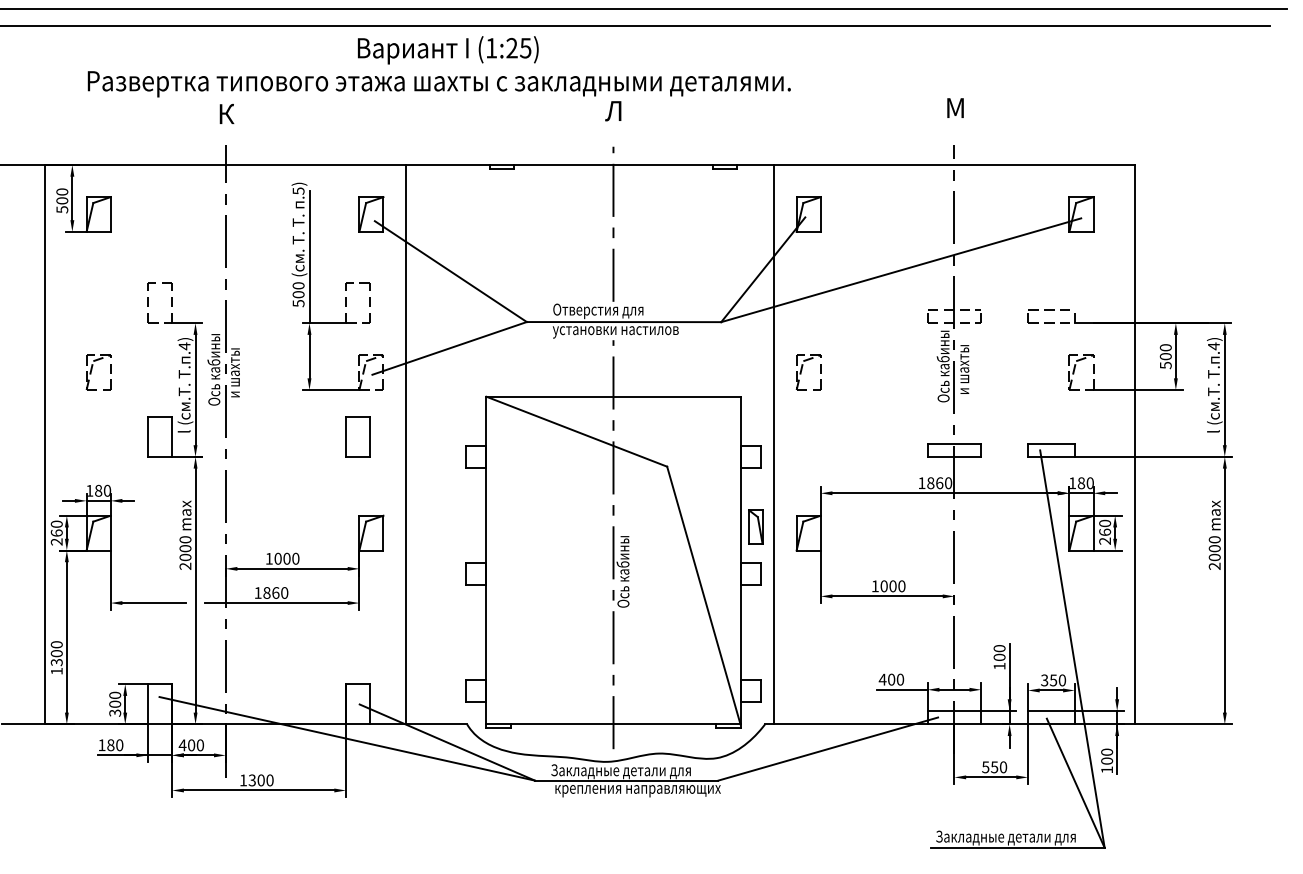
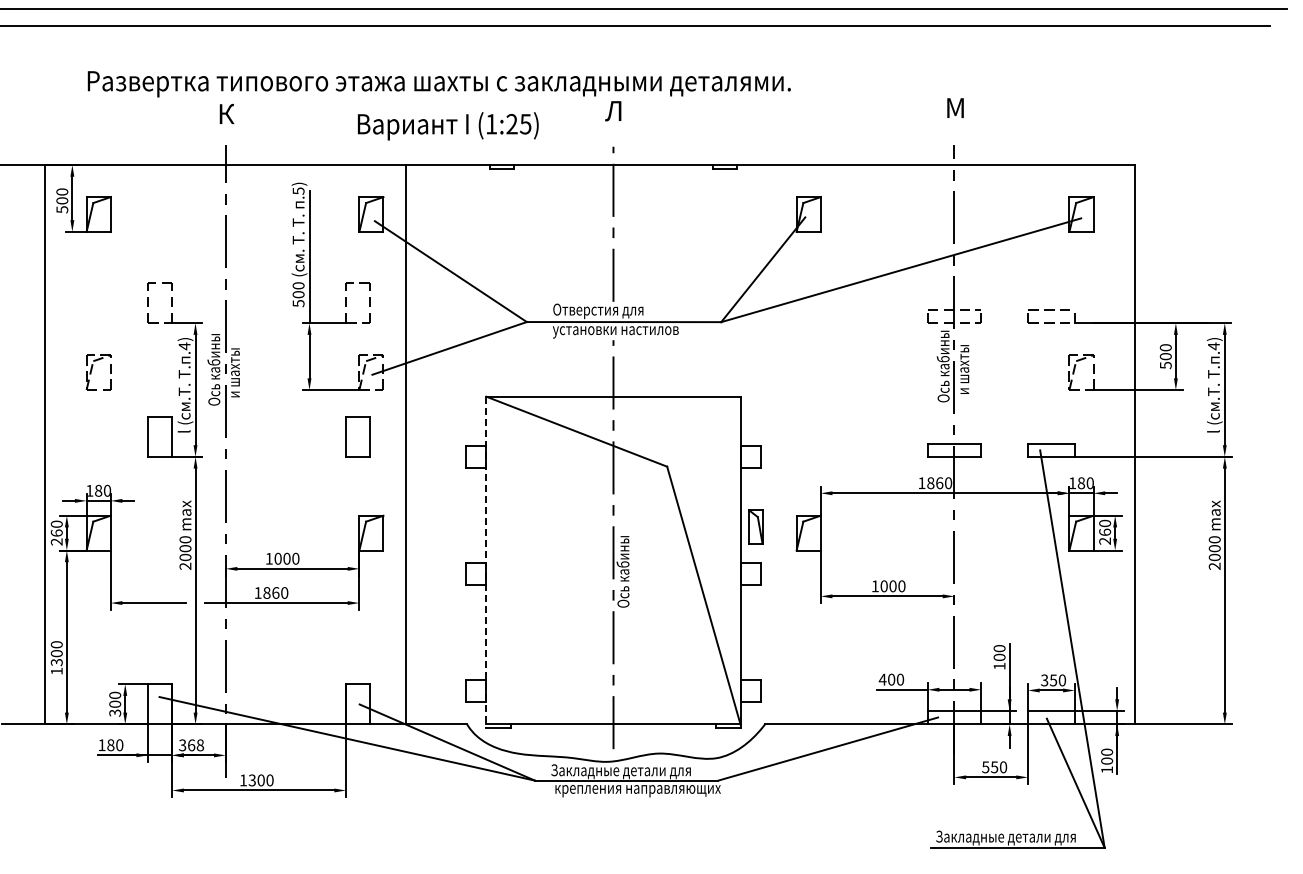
text position: (448, 50) -> (448, 126) (448, 126)
part: present -> none (802, 370)
line: present -> none (773, 444)
line: solid -> dashed (486, 562)
text: 400 -> 368 (191, 745)
